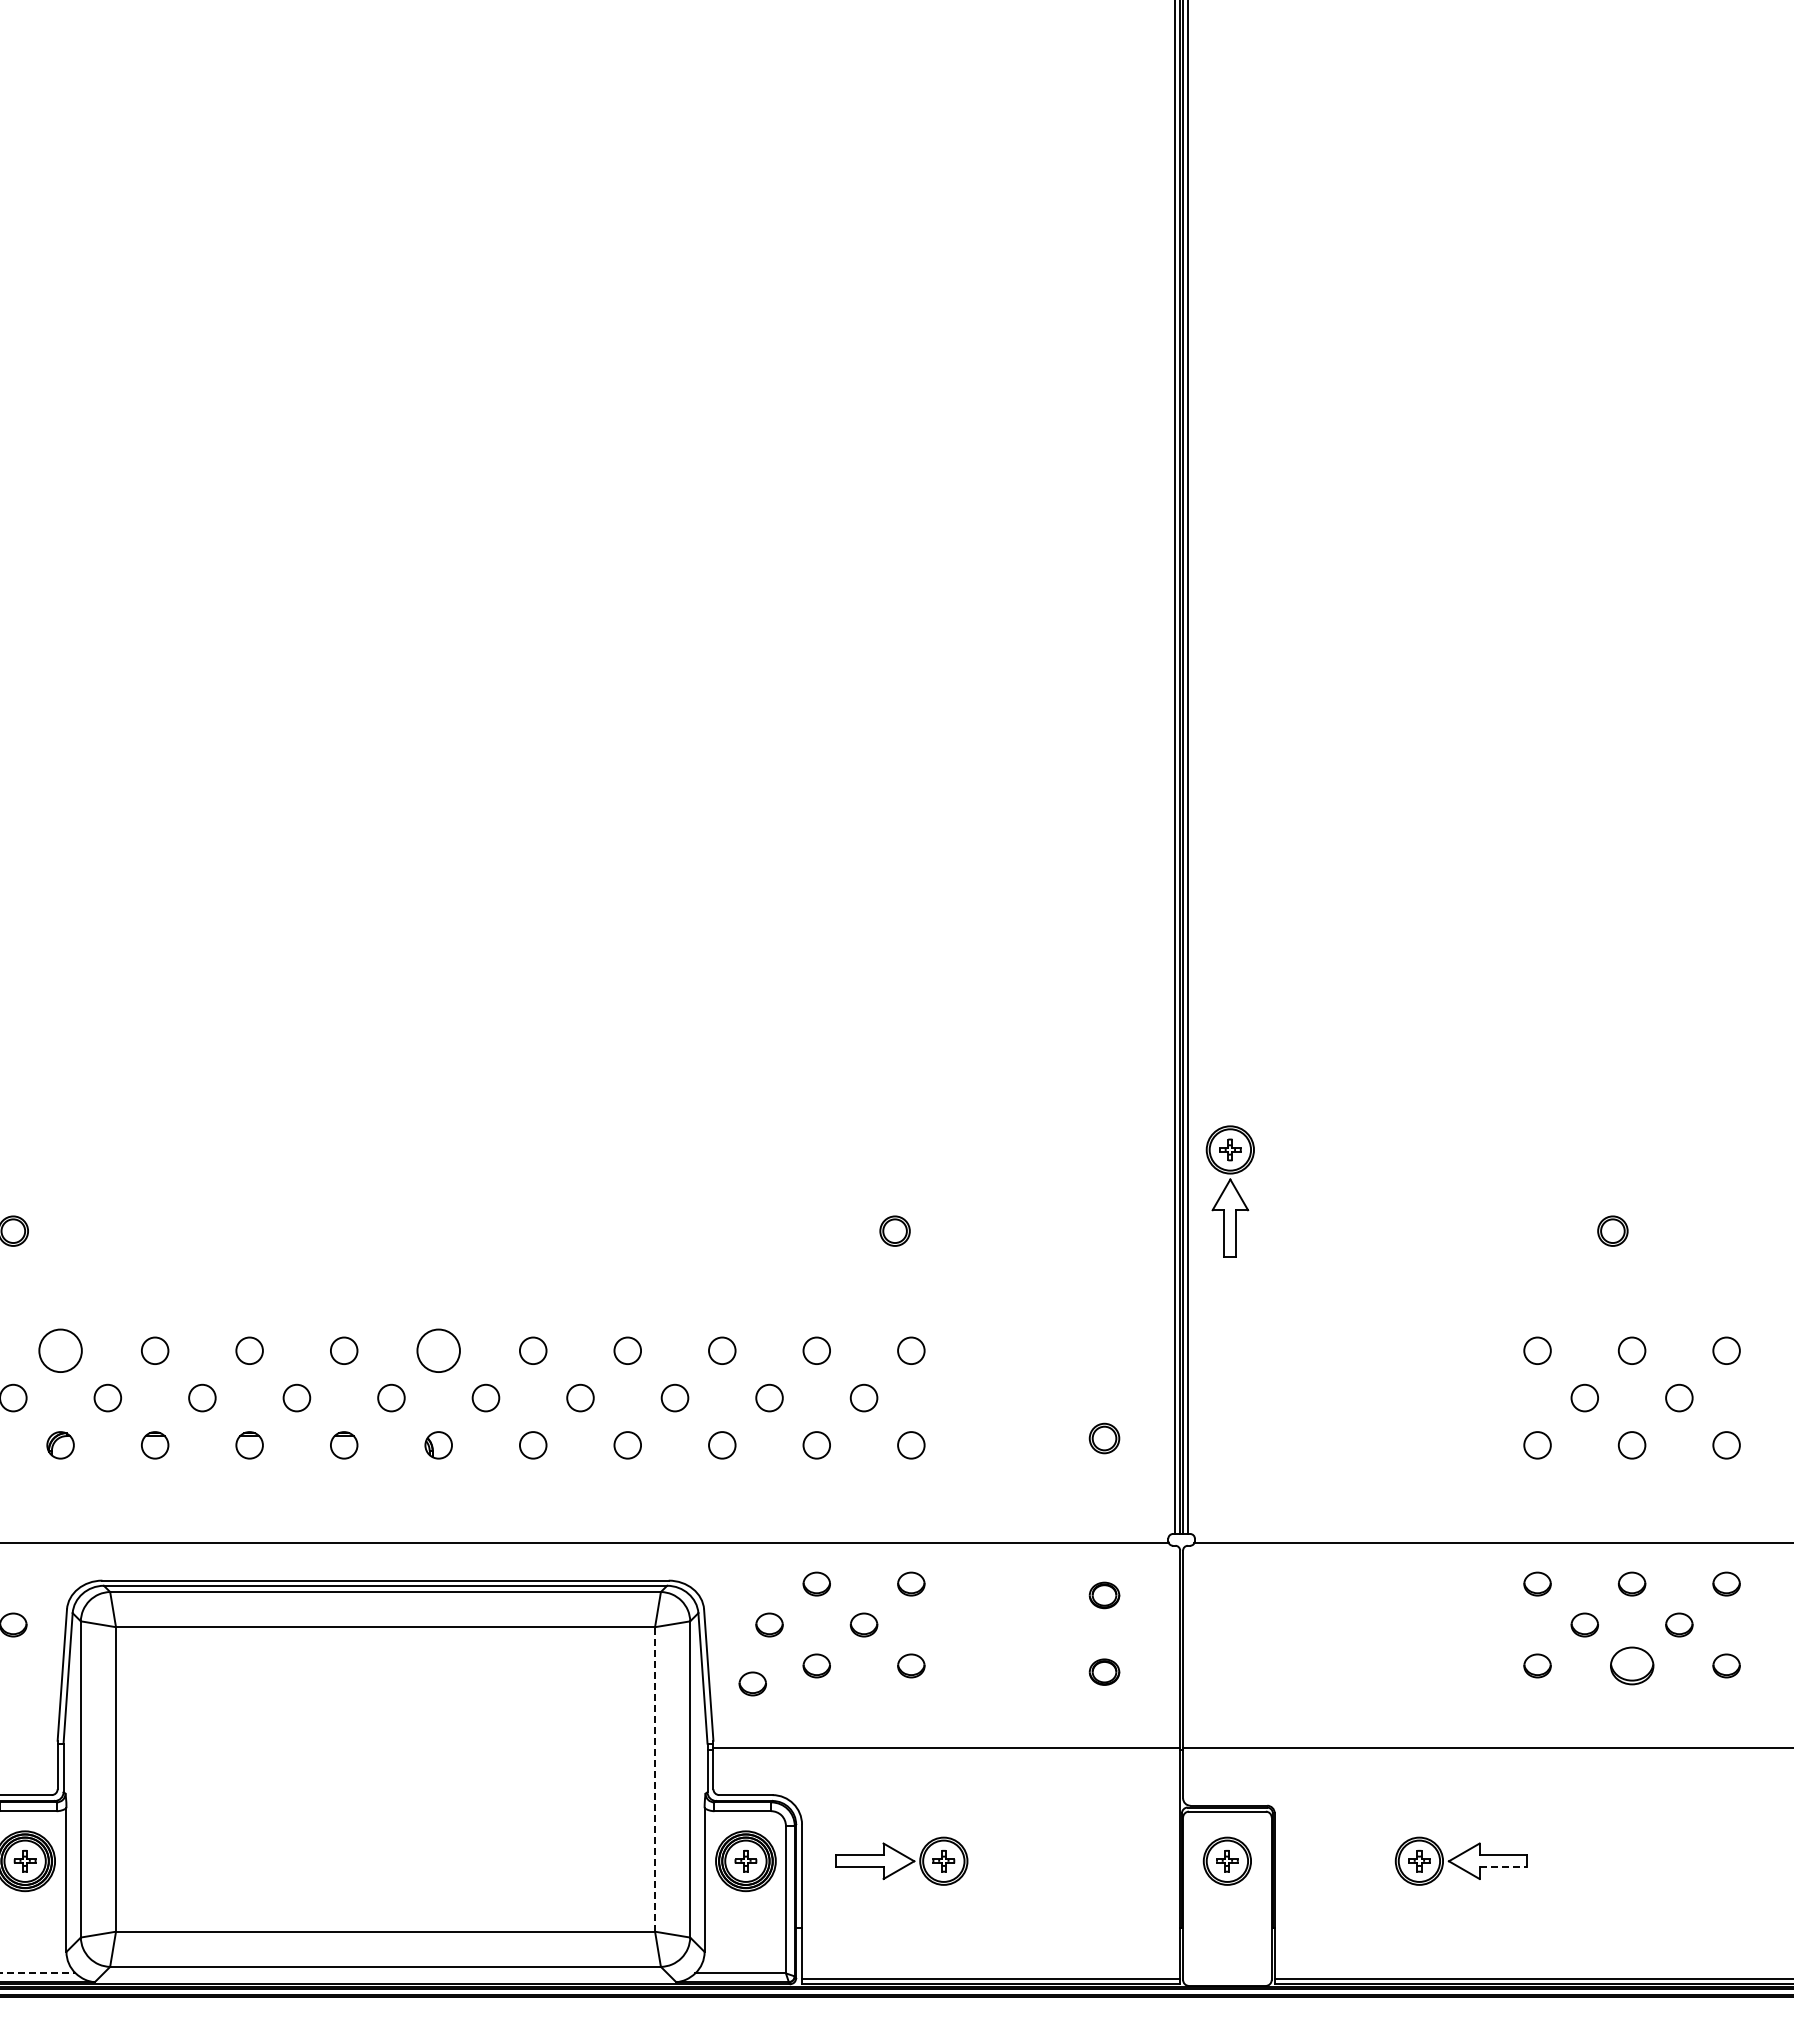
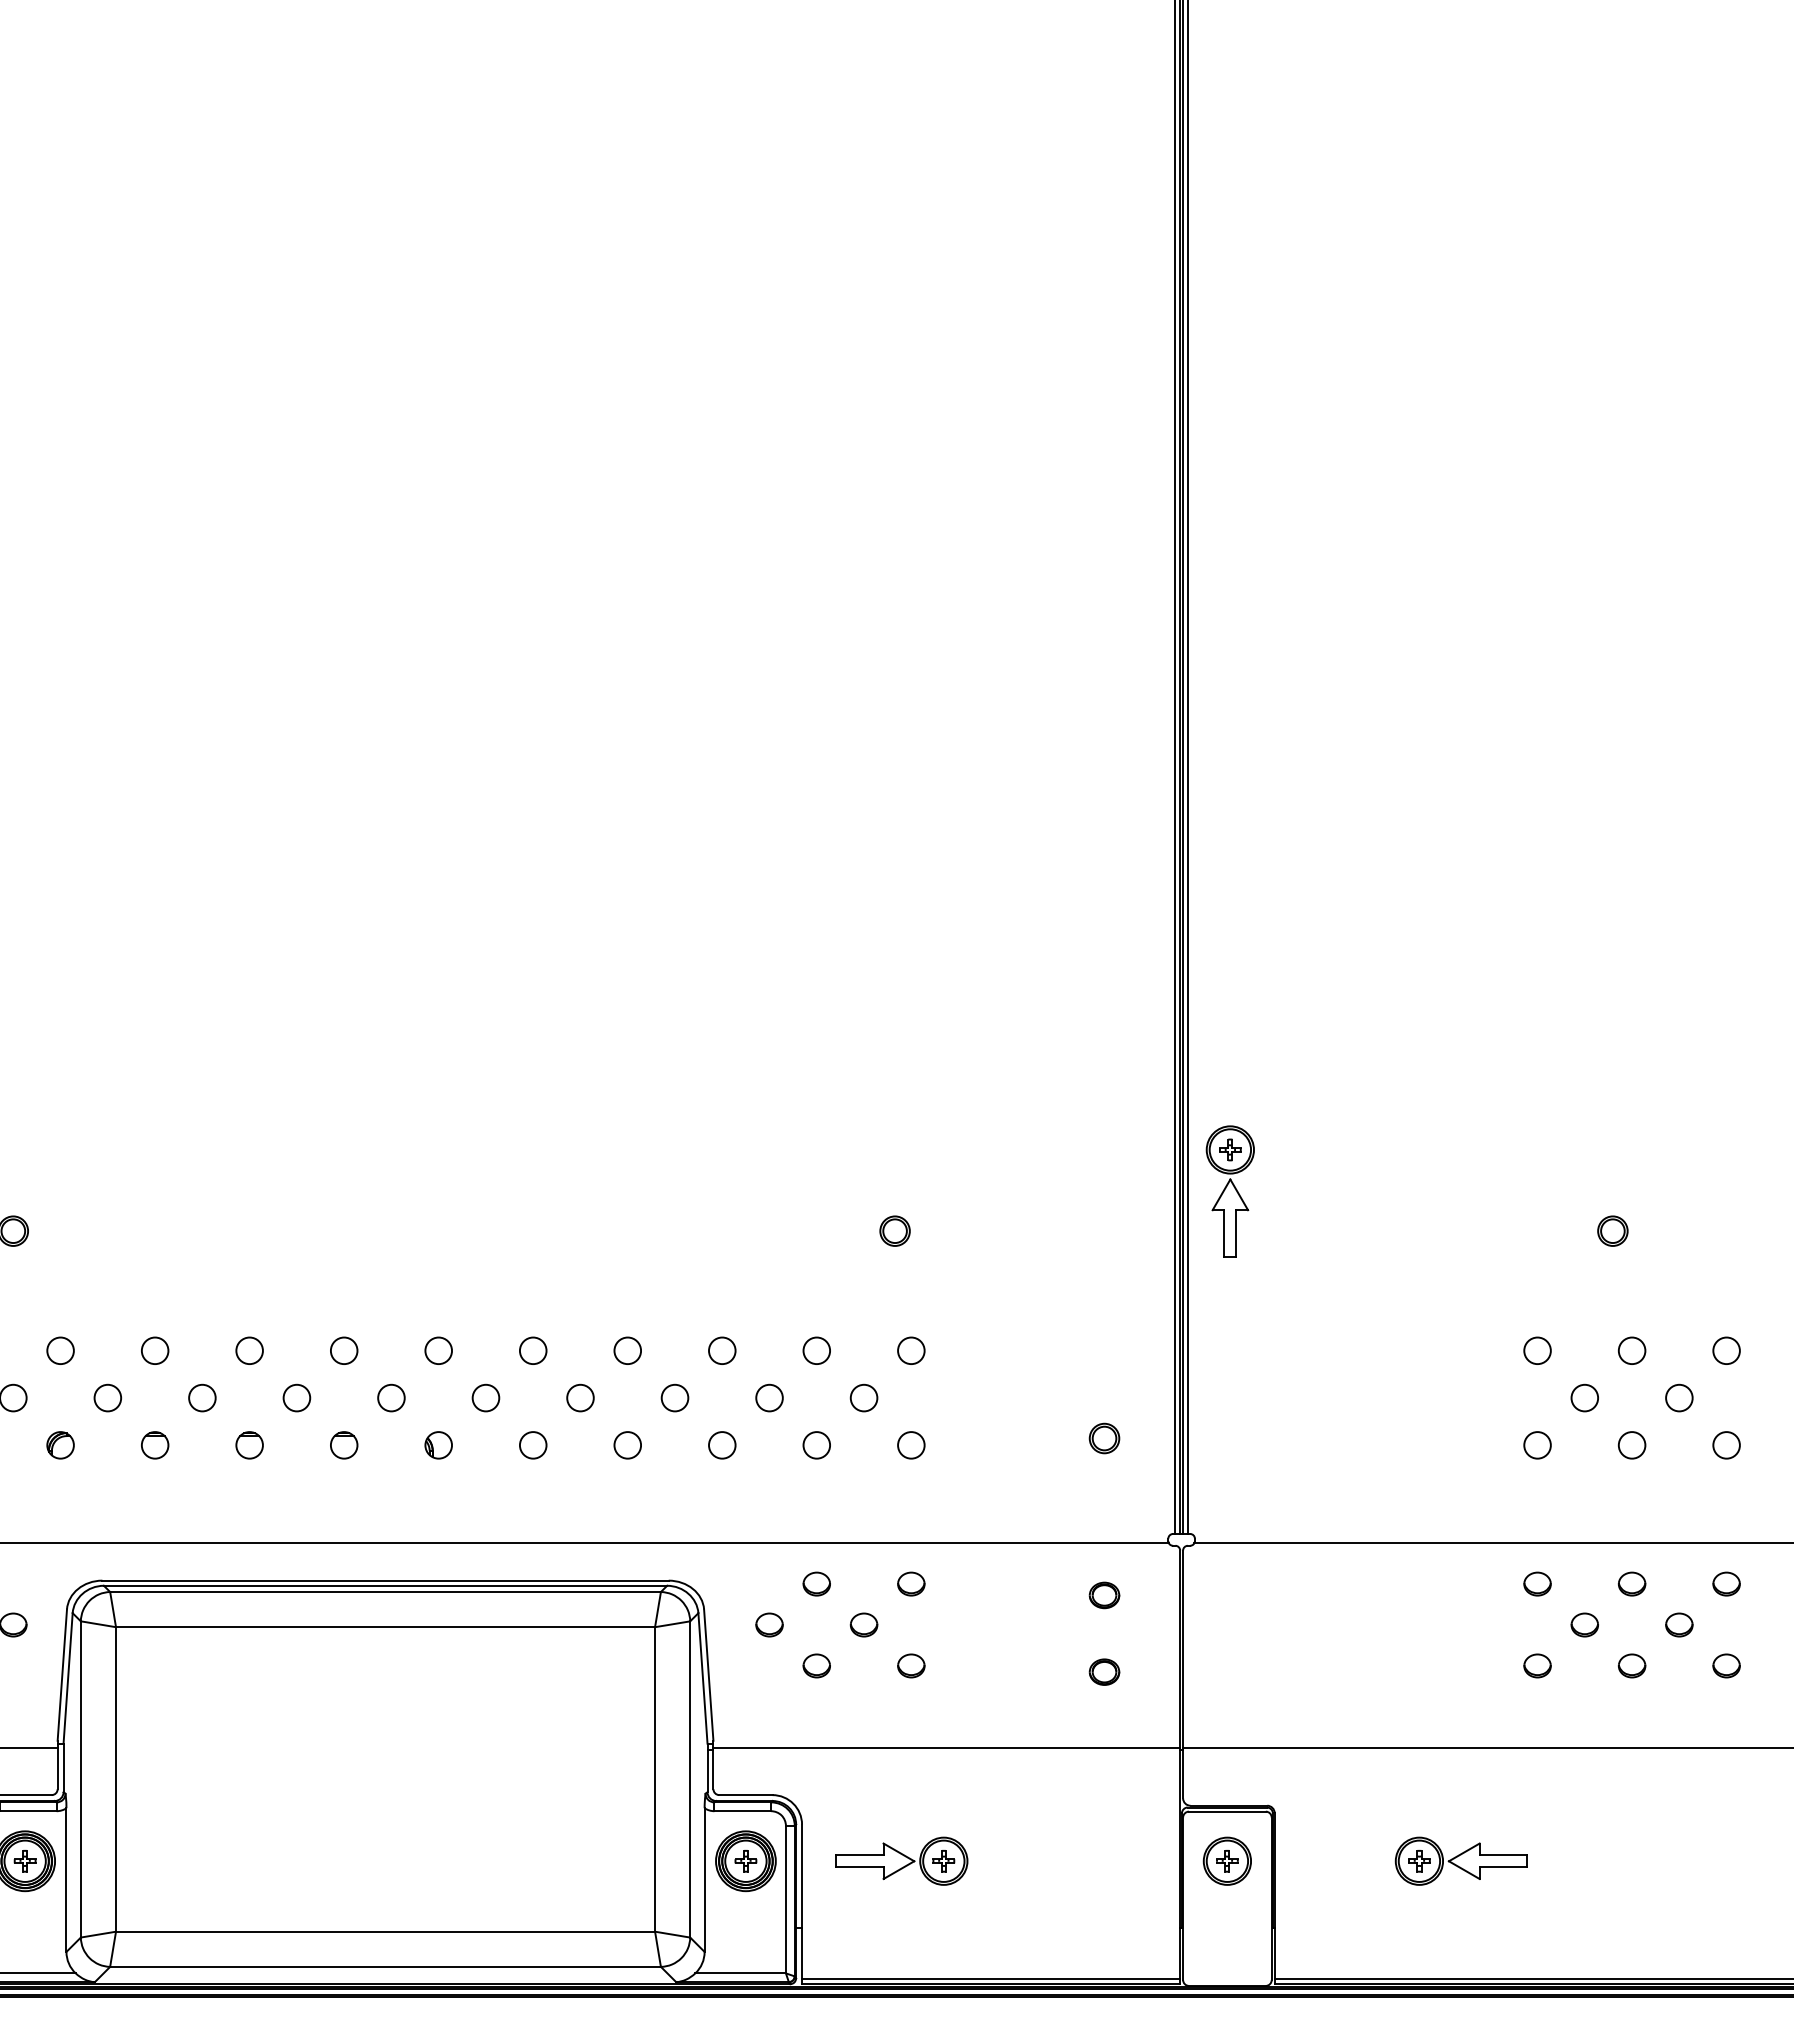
circle diameter: 43 px -> 27 px (60, 1350)
circle diameter: 43 px -> 27 px (438, 1350)
part size: 45x40 px -> 30x26 px (1631, 1665)
part: present -> none (752, 1683)
line: none -> present (29, 1747)
line: dashed -> solid (655, 1778)
line: dashed -> solid (1503, 1867)
line: dashed -> solid (37, 1973)
